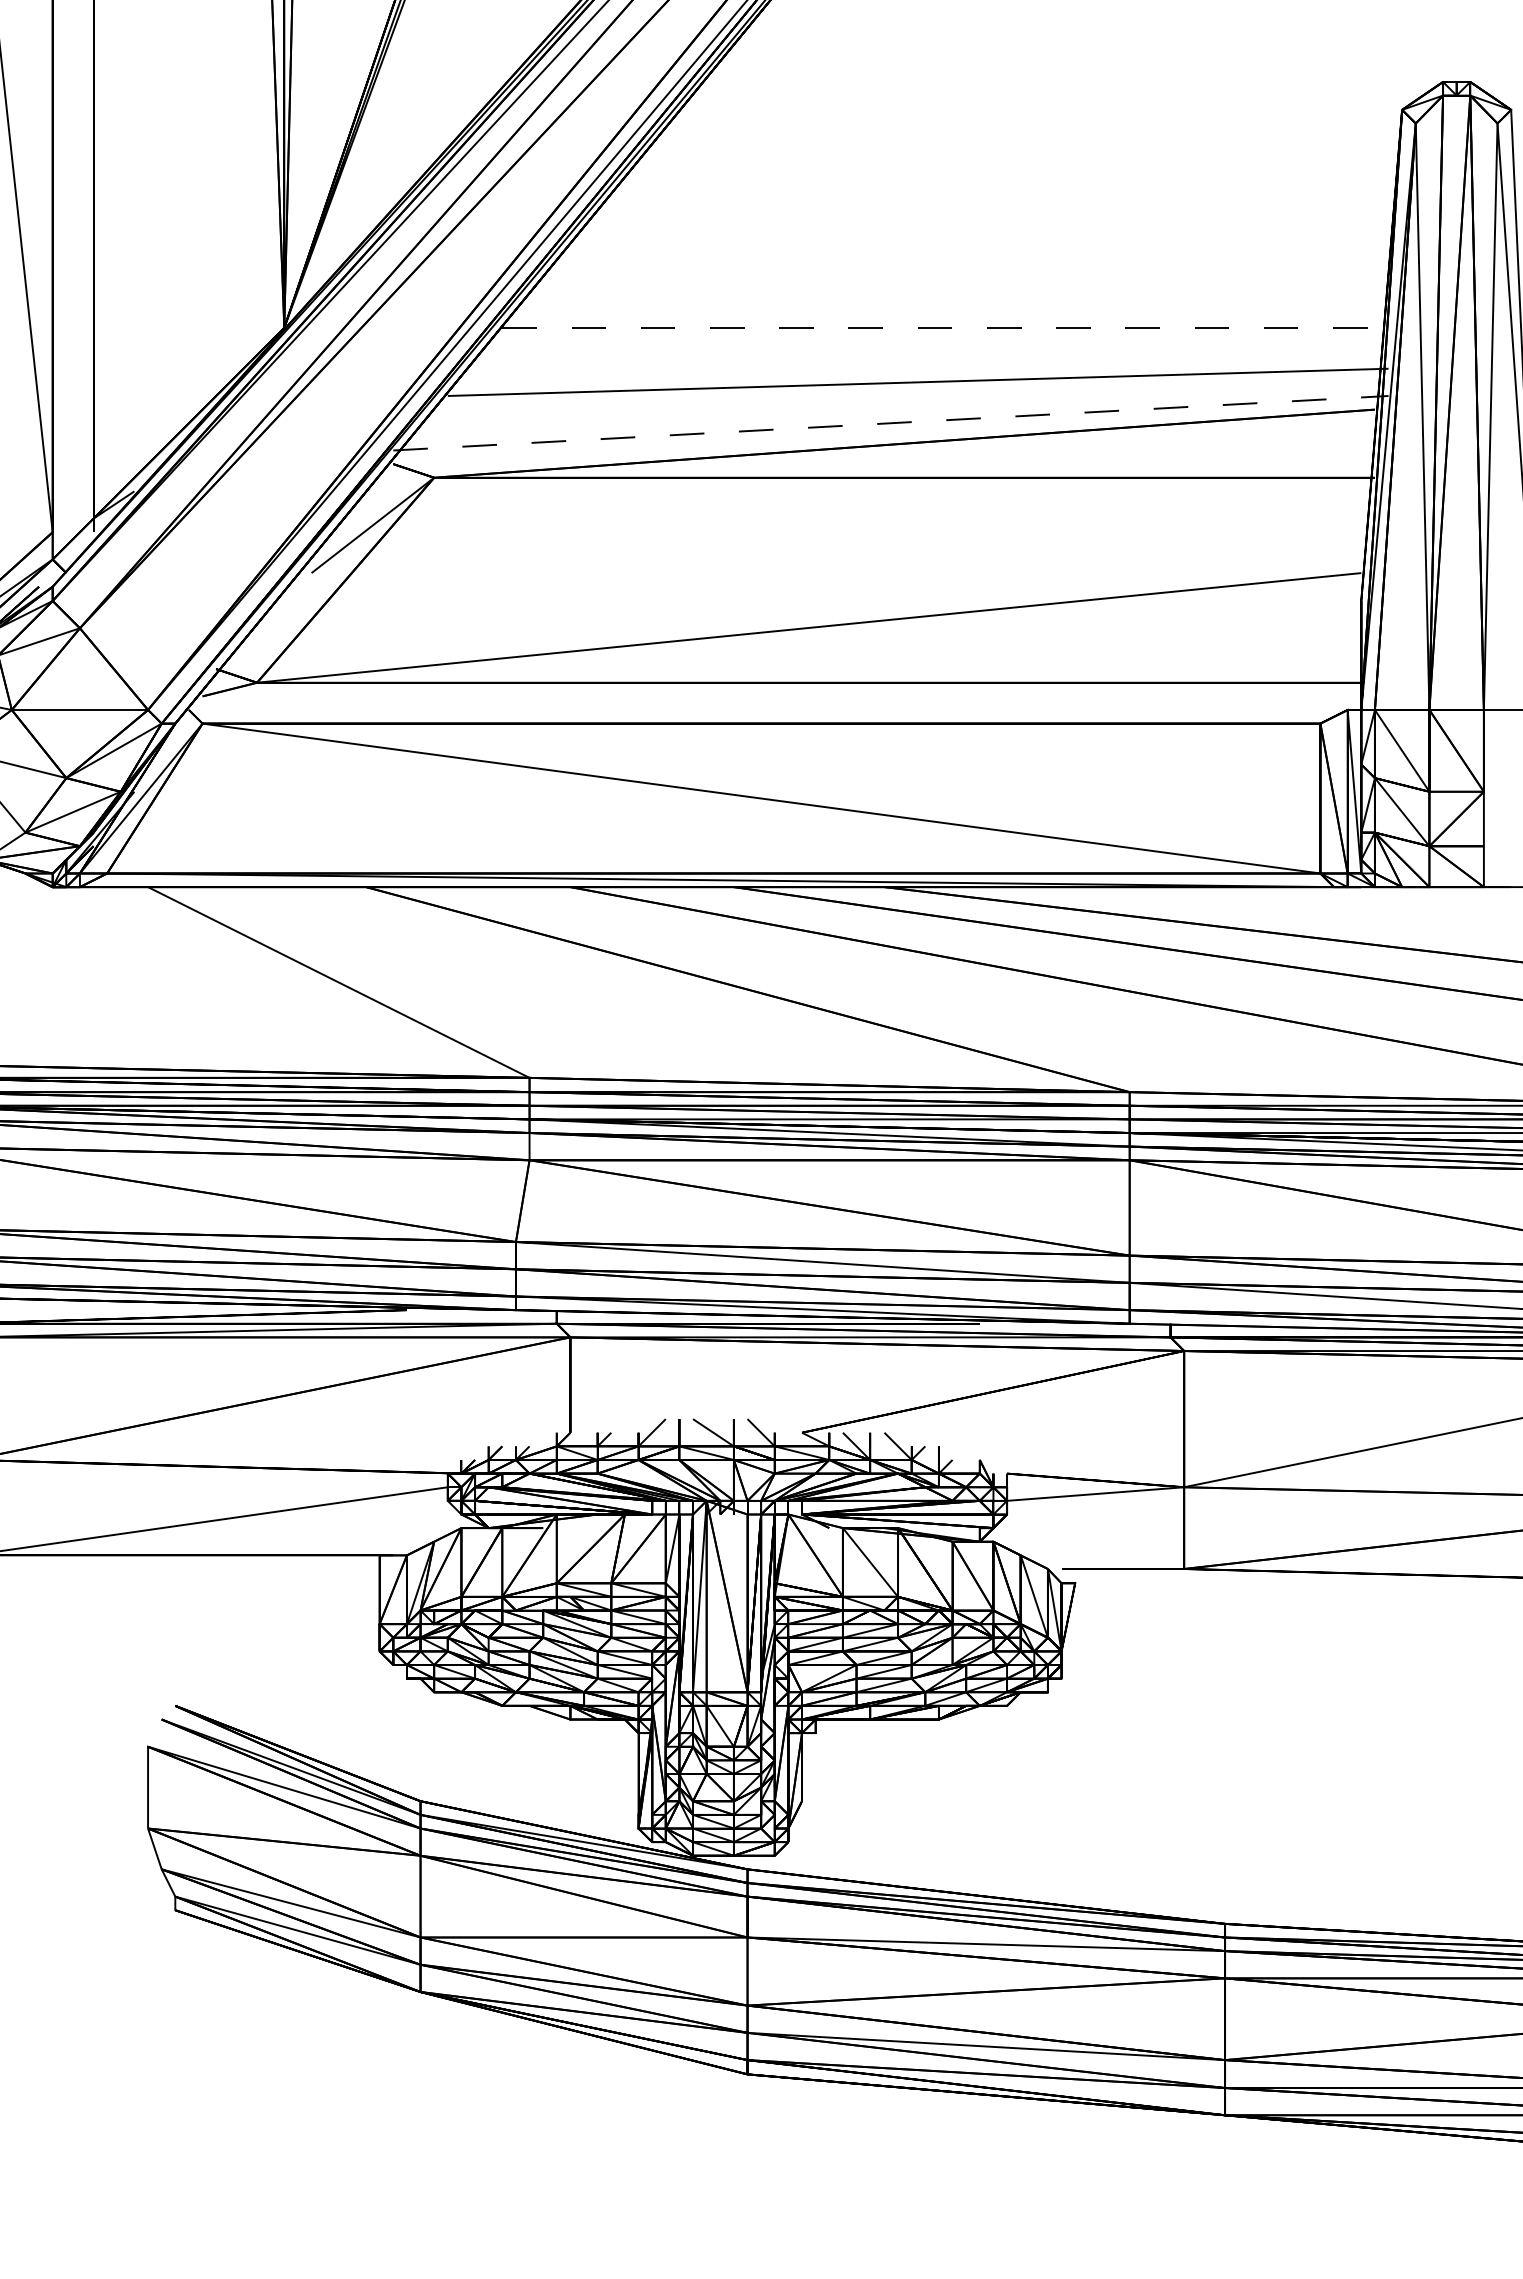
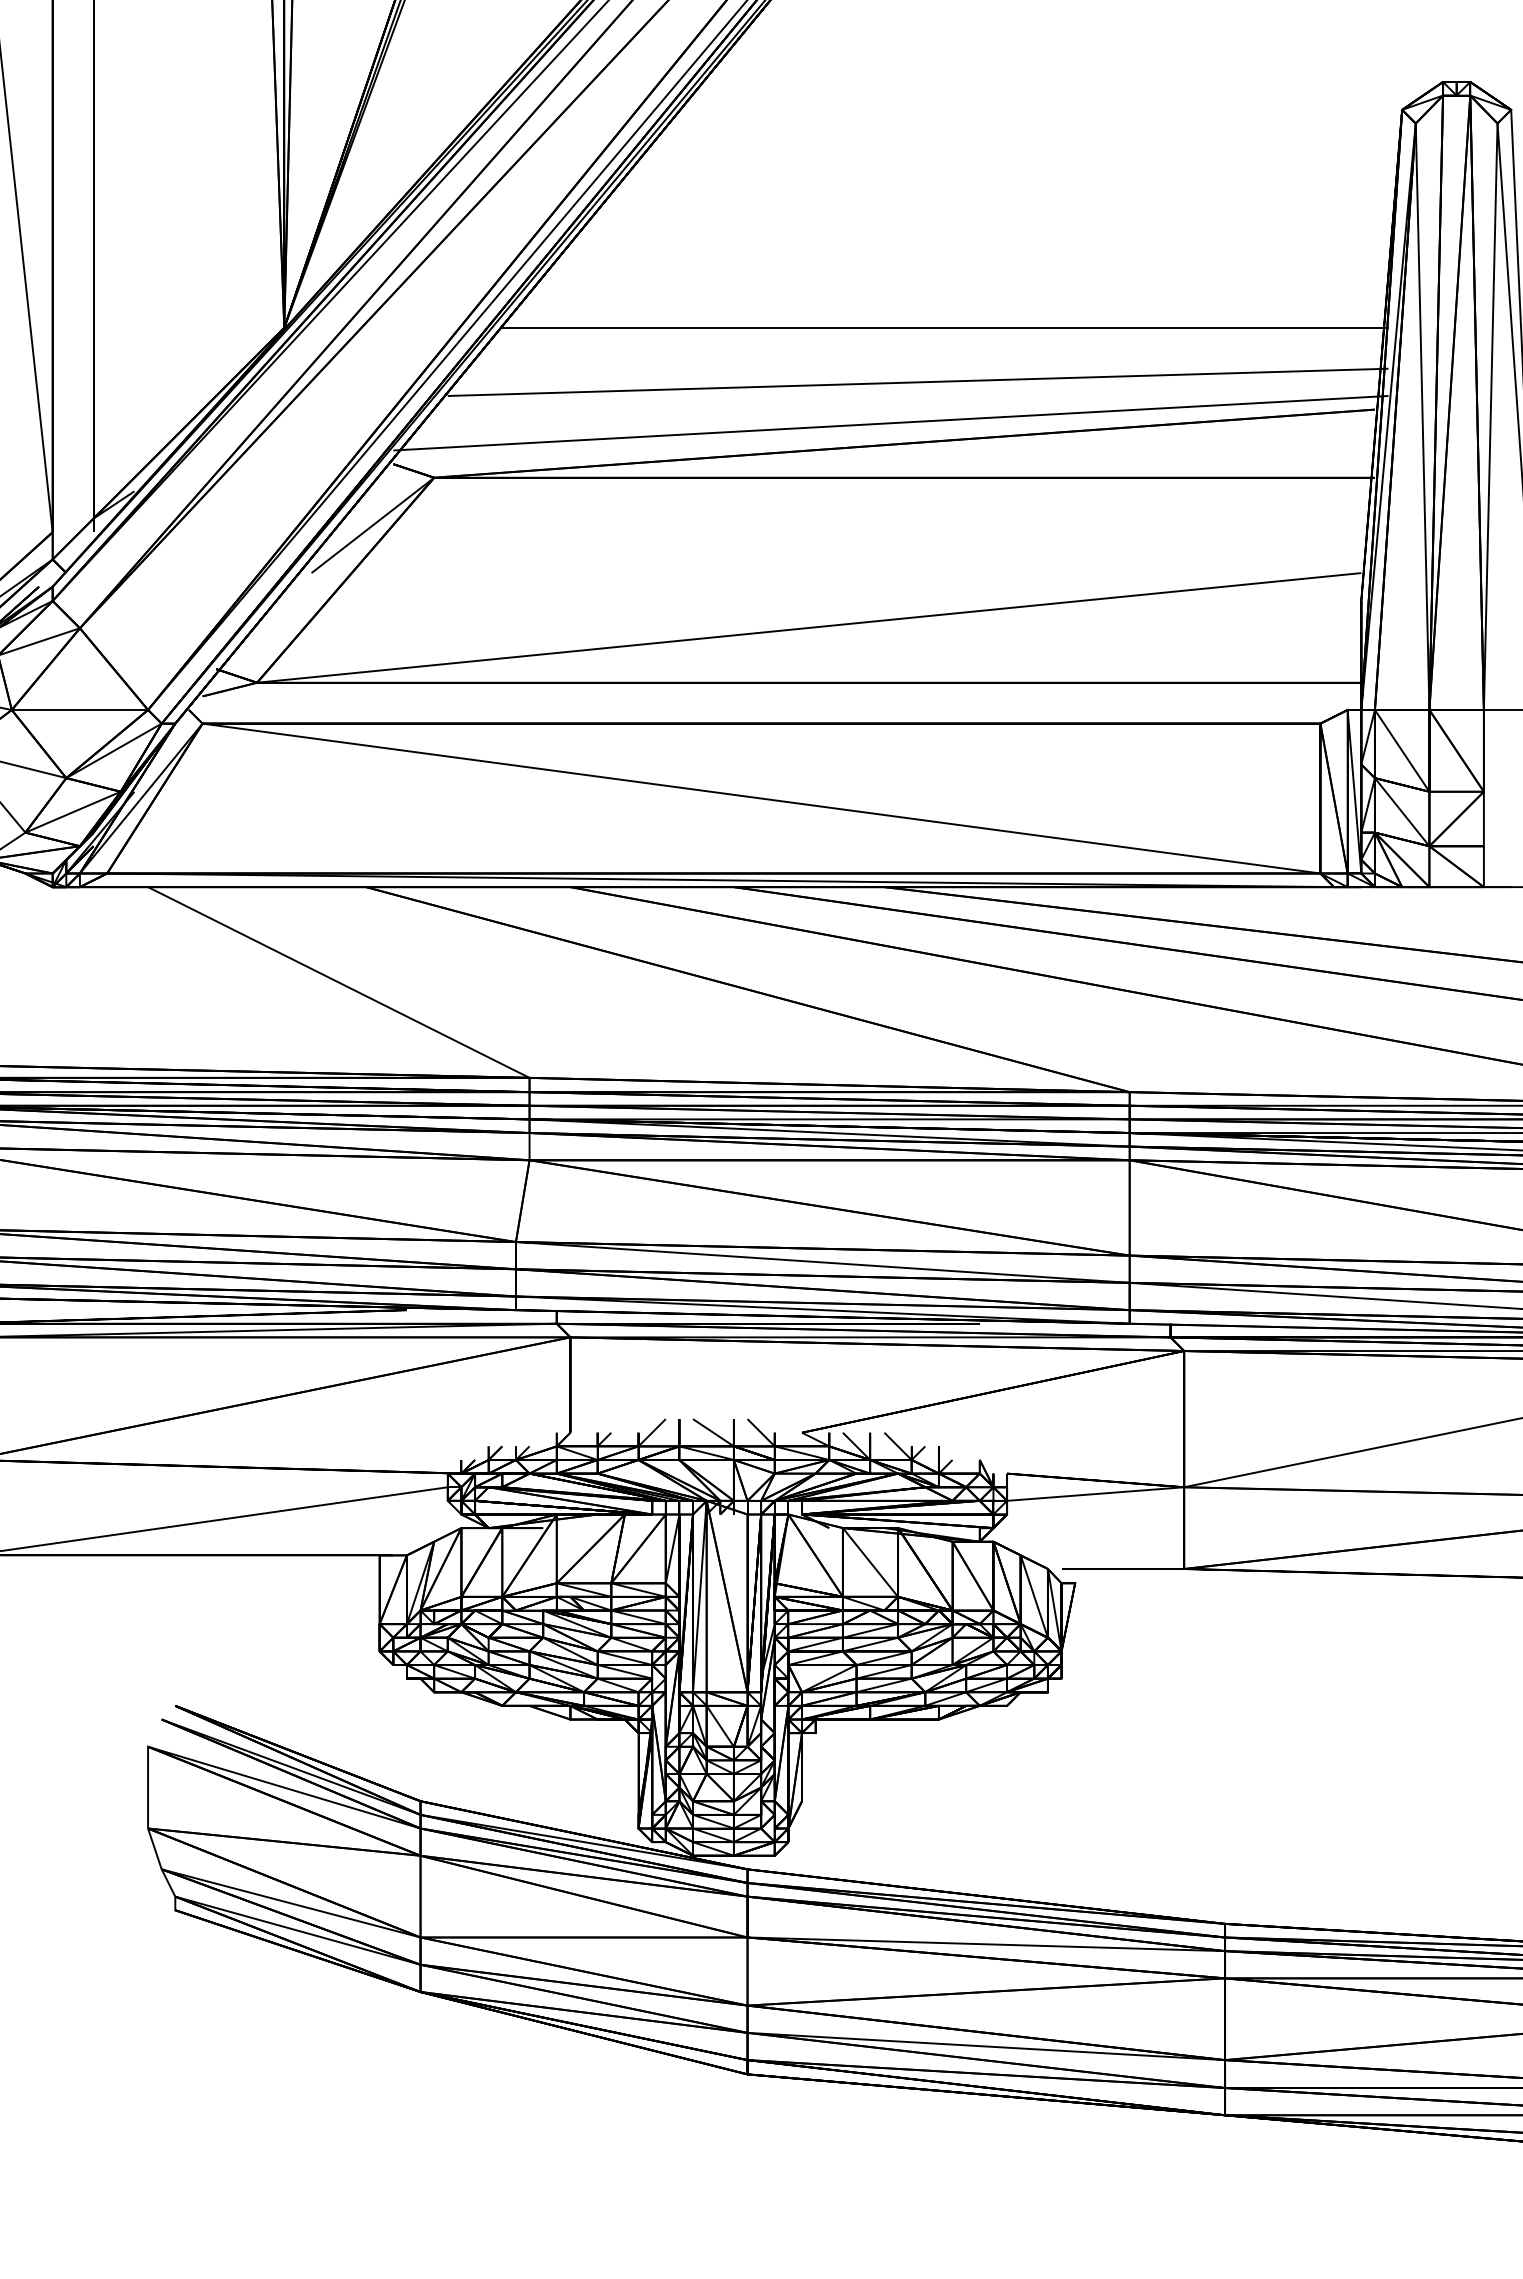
line: dashed -> solid (945, 327)
line: dashed -> solid (891, 423)
